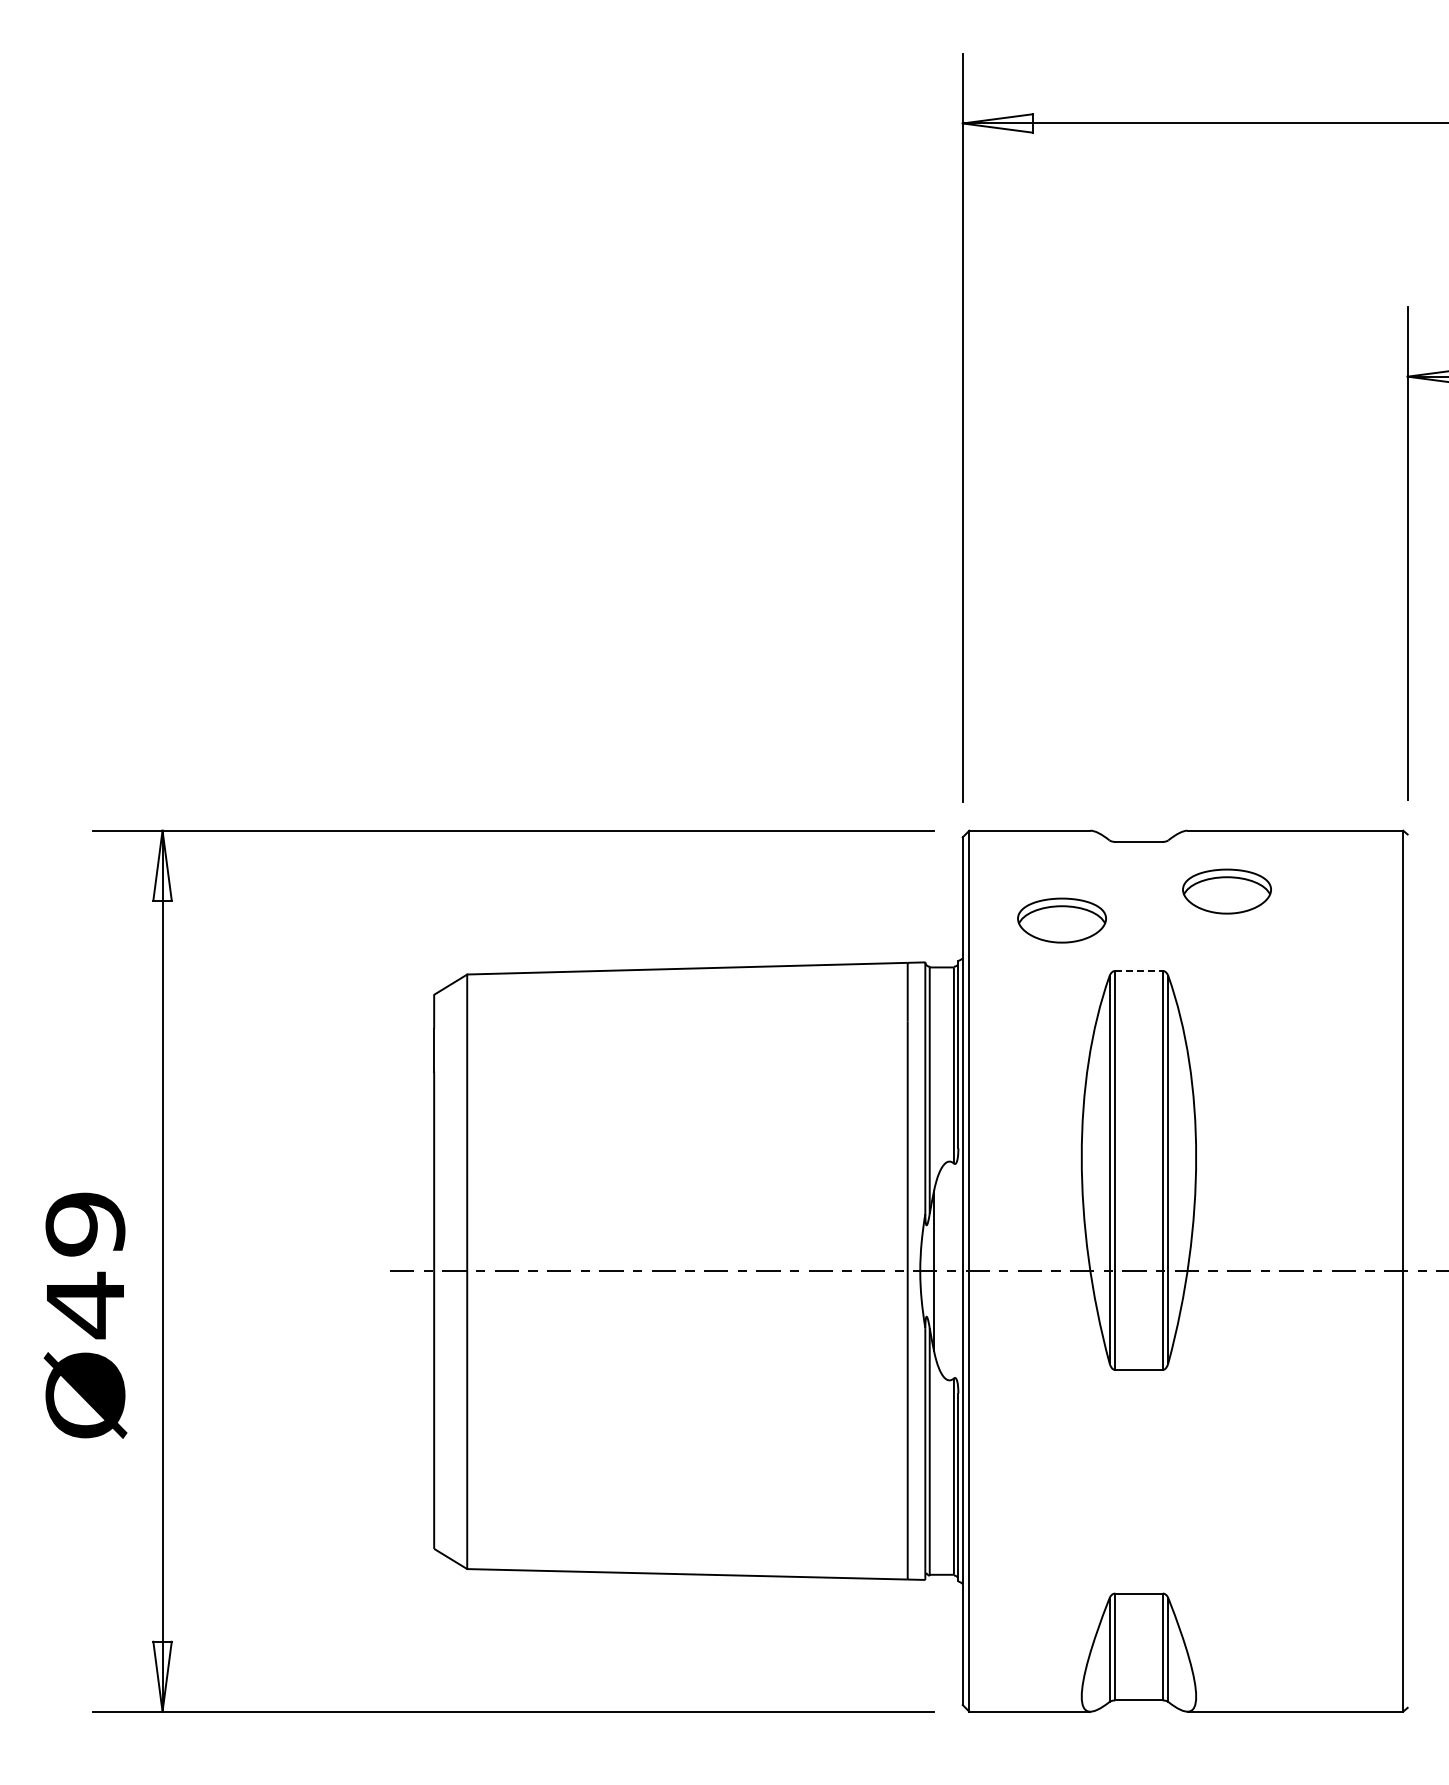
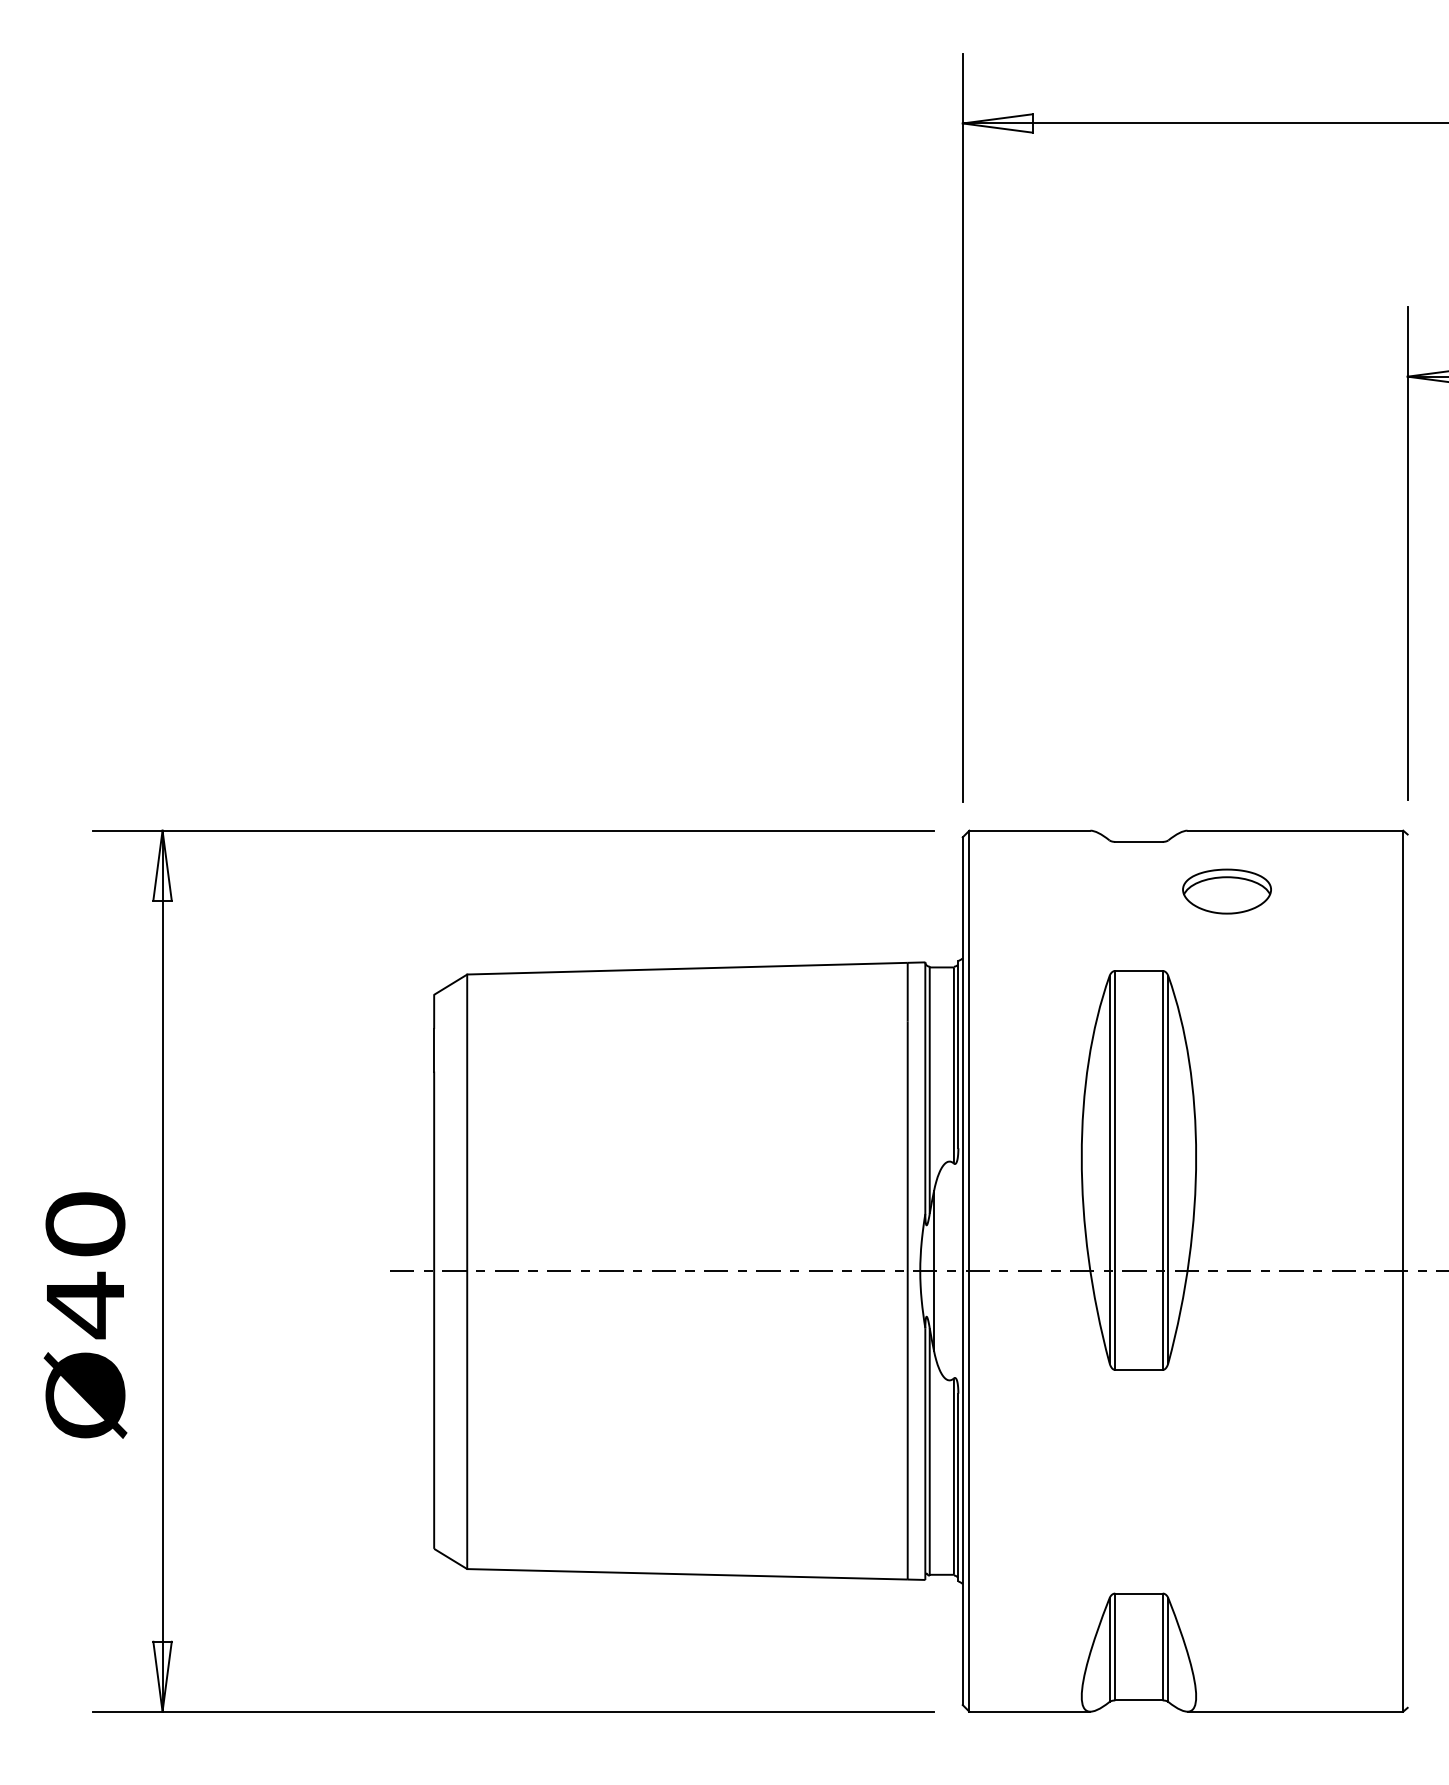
part: present -> none (1061, 920)
line: dashed -> solid (1138, 970)
text: Ø49 -> Ø40 (85, 1224)
